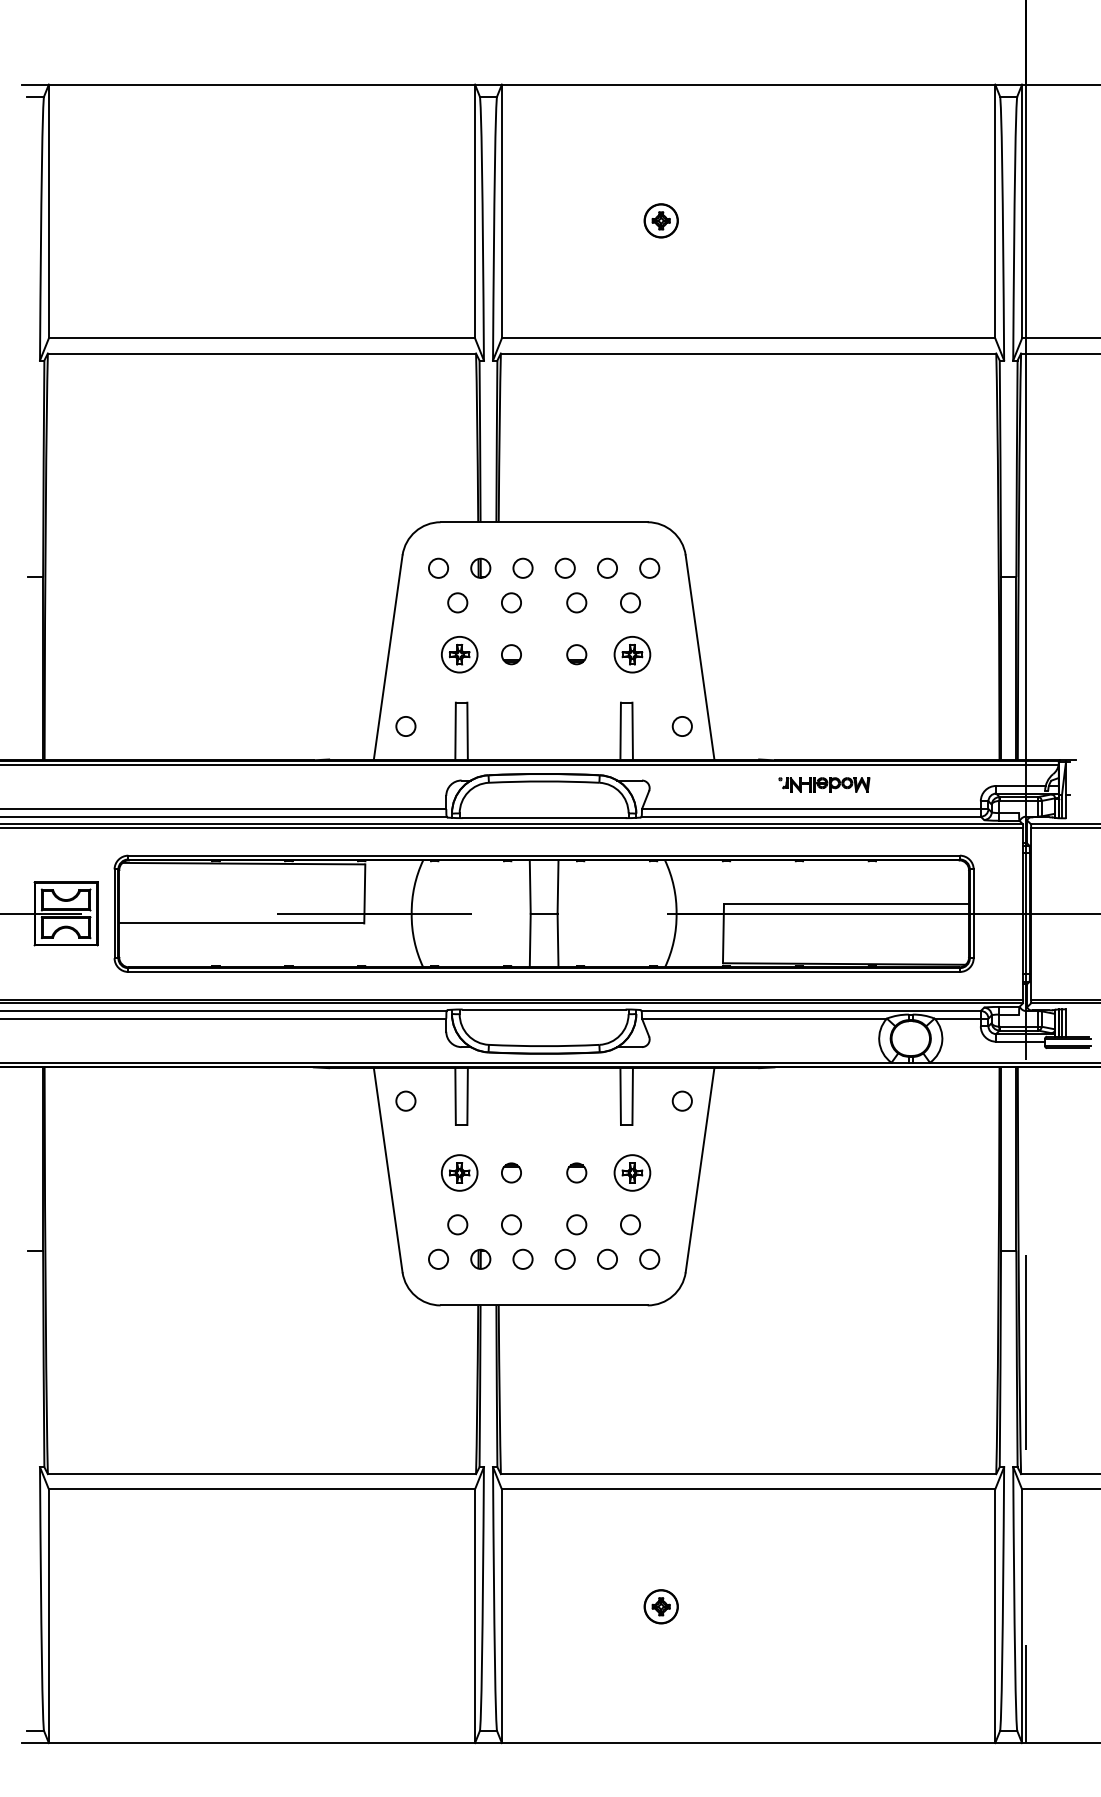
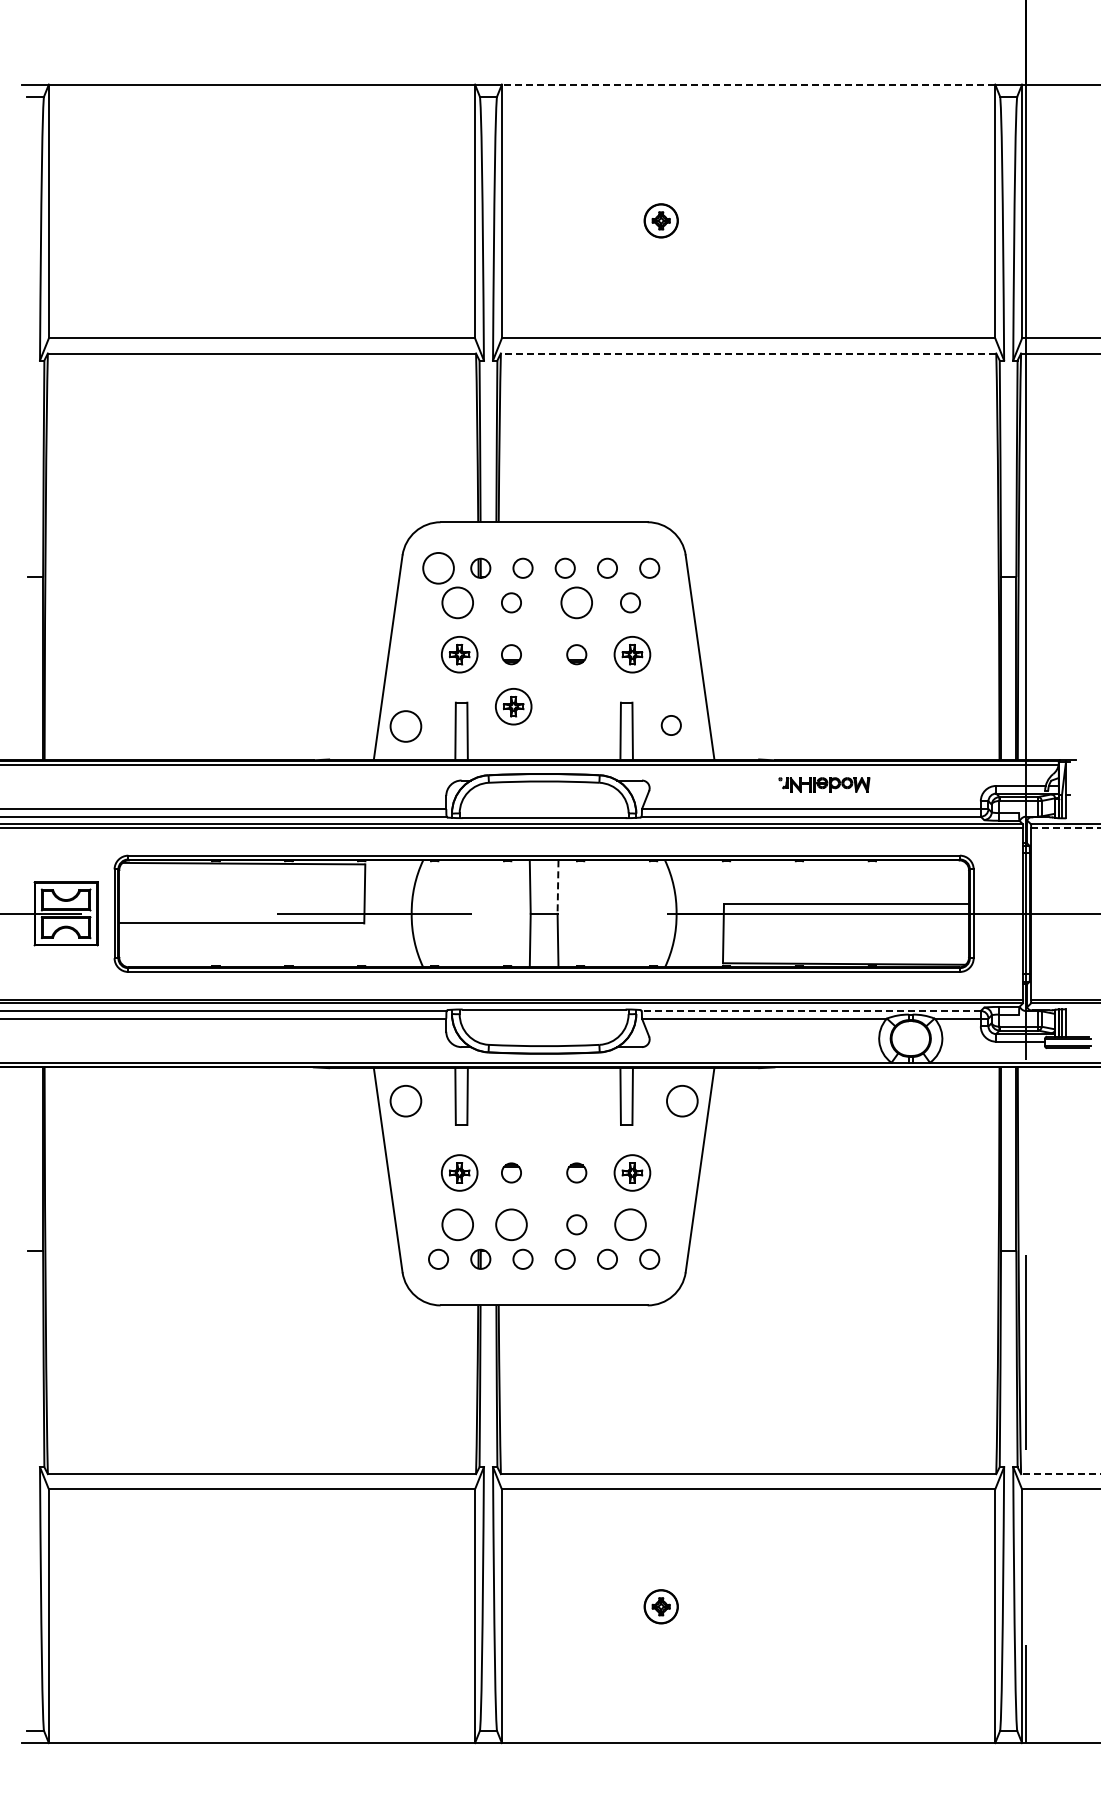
line: solid -> dashed (748, 84)
line: solid -> dashed (748, 353)
circle diameter: 19 px -> 31 px (438, 567)
circle diameter: 19 px -> 31 px (457, 602)
circle diameter: 19 px -> 31 px (576, 602)
part: none -> present (513, 706)
circle diameter: 19 px -> 31 px (405, 726)
circle position: (681, 726) -> (670, 725) (670, 725)
line: solid -> dashed (1066, 828)
line: solid -> dashed (558, 887)
line: solid -> dashed (811, 1010)
circle diameter: 19 px -> 31 px (405, 1100)
circle diameter: 19 px -> 31 px (682, 1100)
circle diameter: 19 px -> 31 px (457, 1224)
circle diameter: 19 px -> 31 px (511, 1224)
circle size: 21x22 px -> 33x33 px (630, 1224)
line: solid -> dashed (1060, 1474)
